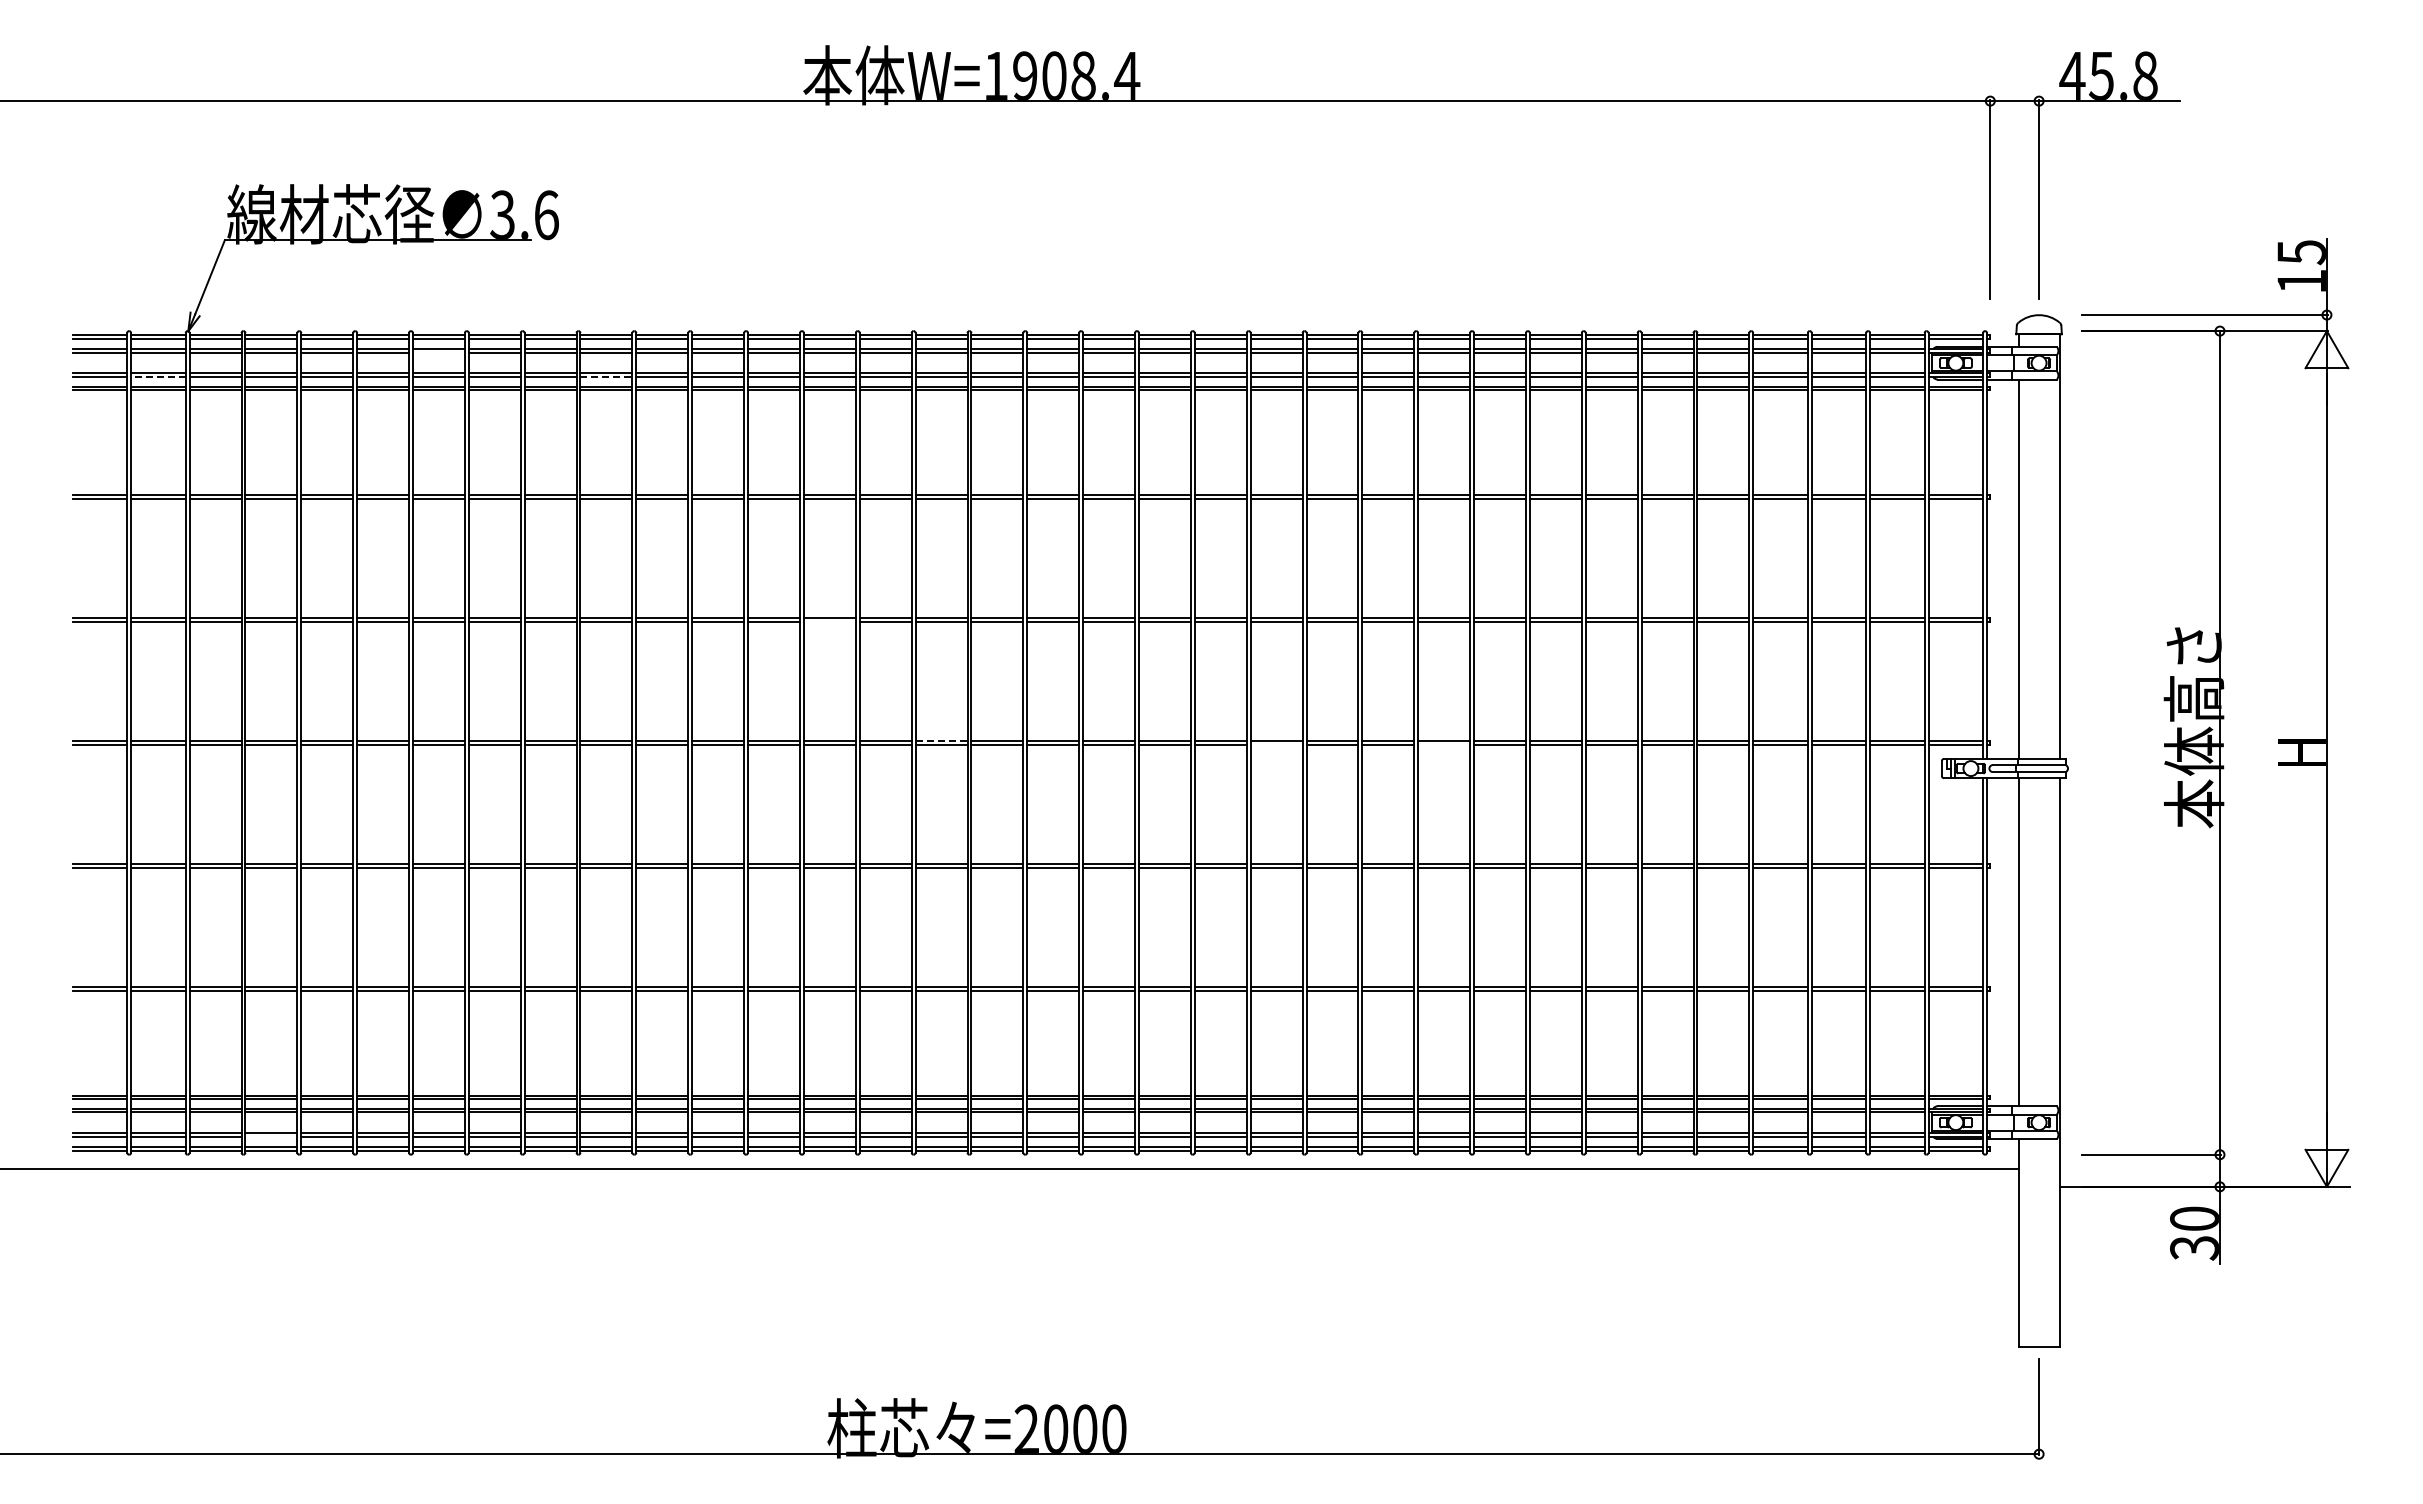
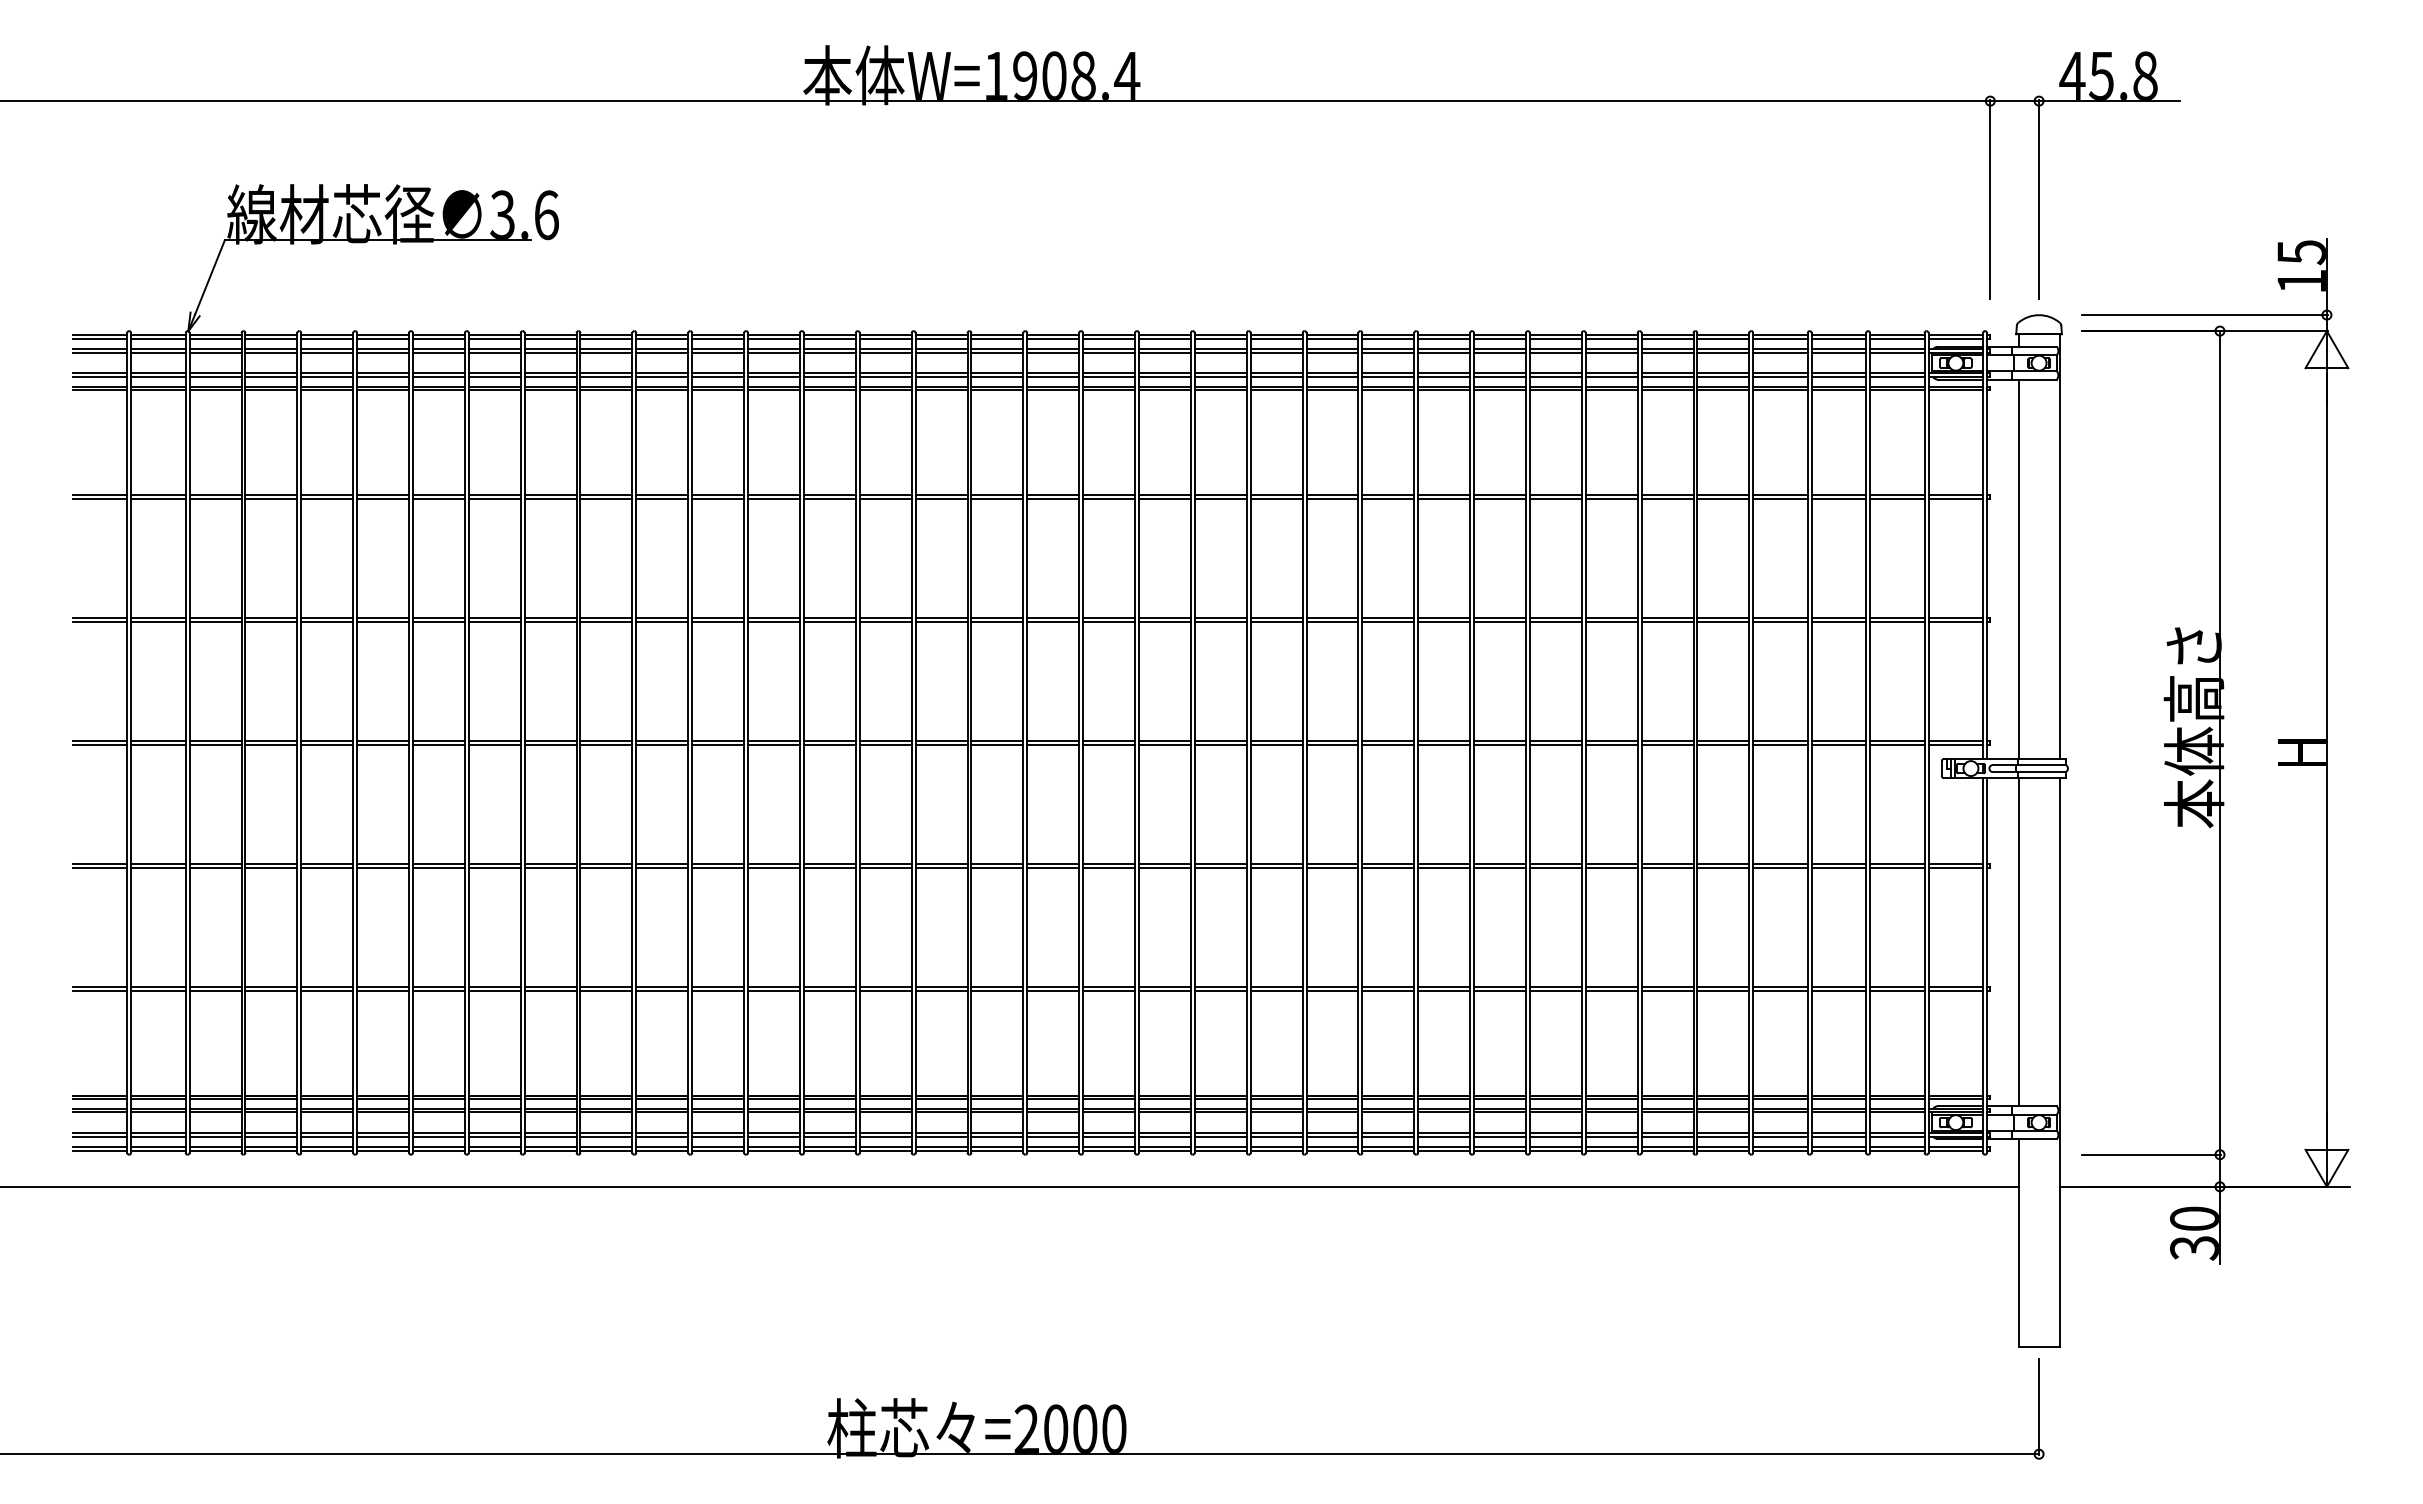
line: none -> present (438, 352)
line: dashed -> solid (157, 377)
line: dashed -> solid (606, 377)
line: none -> present (829, 621)
line: dashed -> solid (941, 740)
line: none -> present (1276, 744)
line: none -> present (1444, 744)
line: none -> present (271, 1136)
line position: (1010, 1168) -> (1010, 1186) (1010, 1186)
